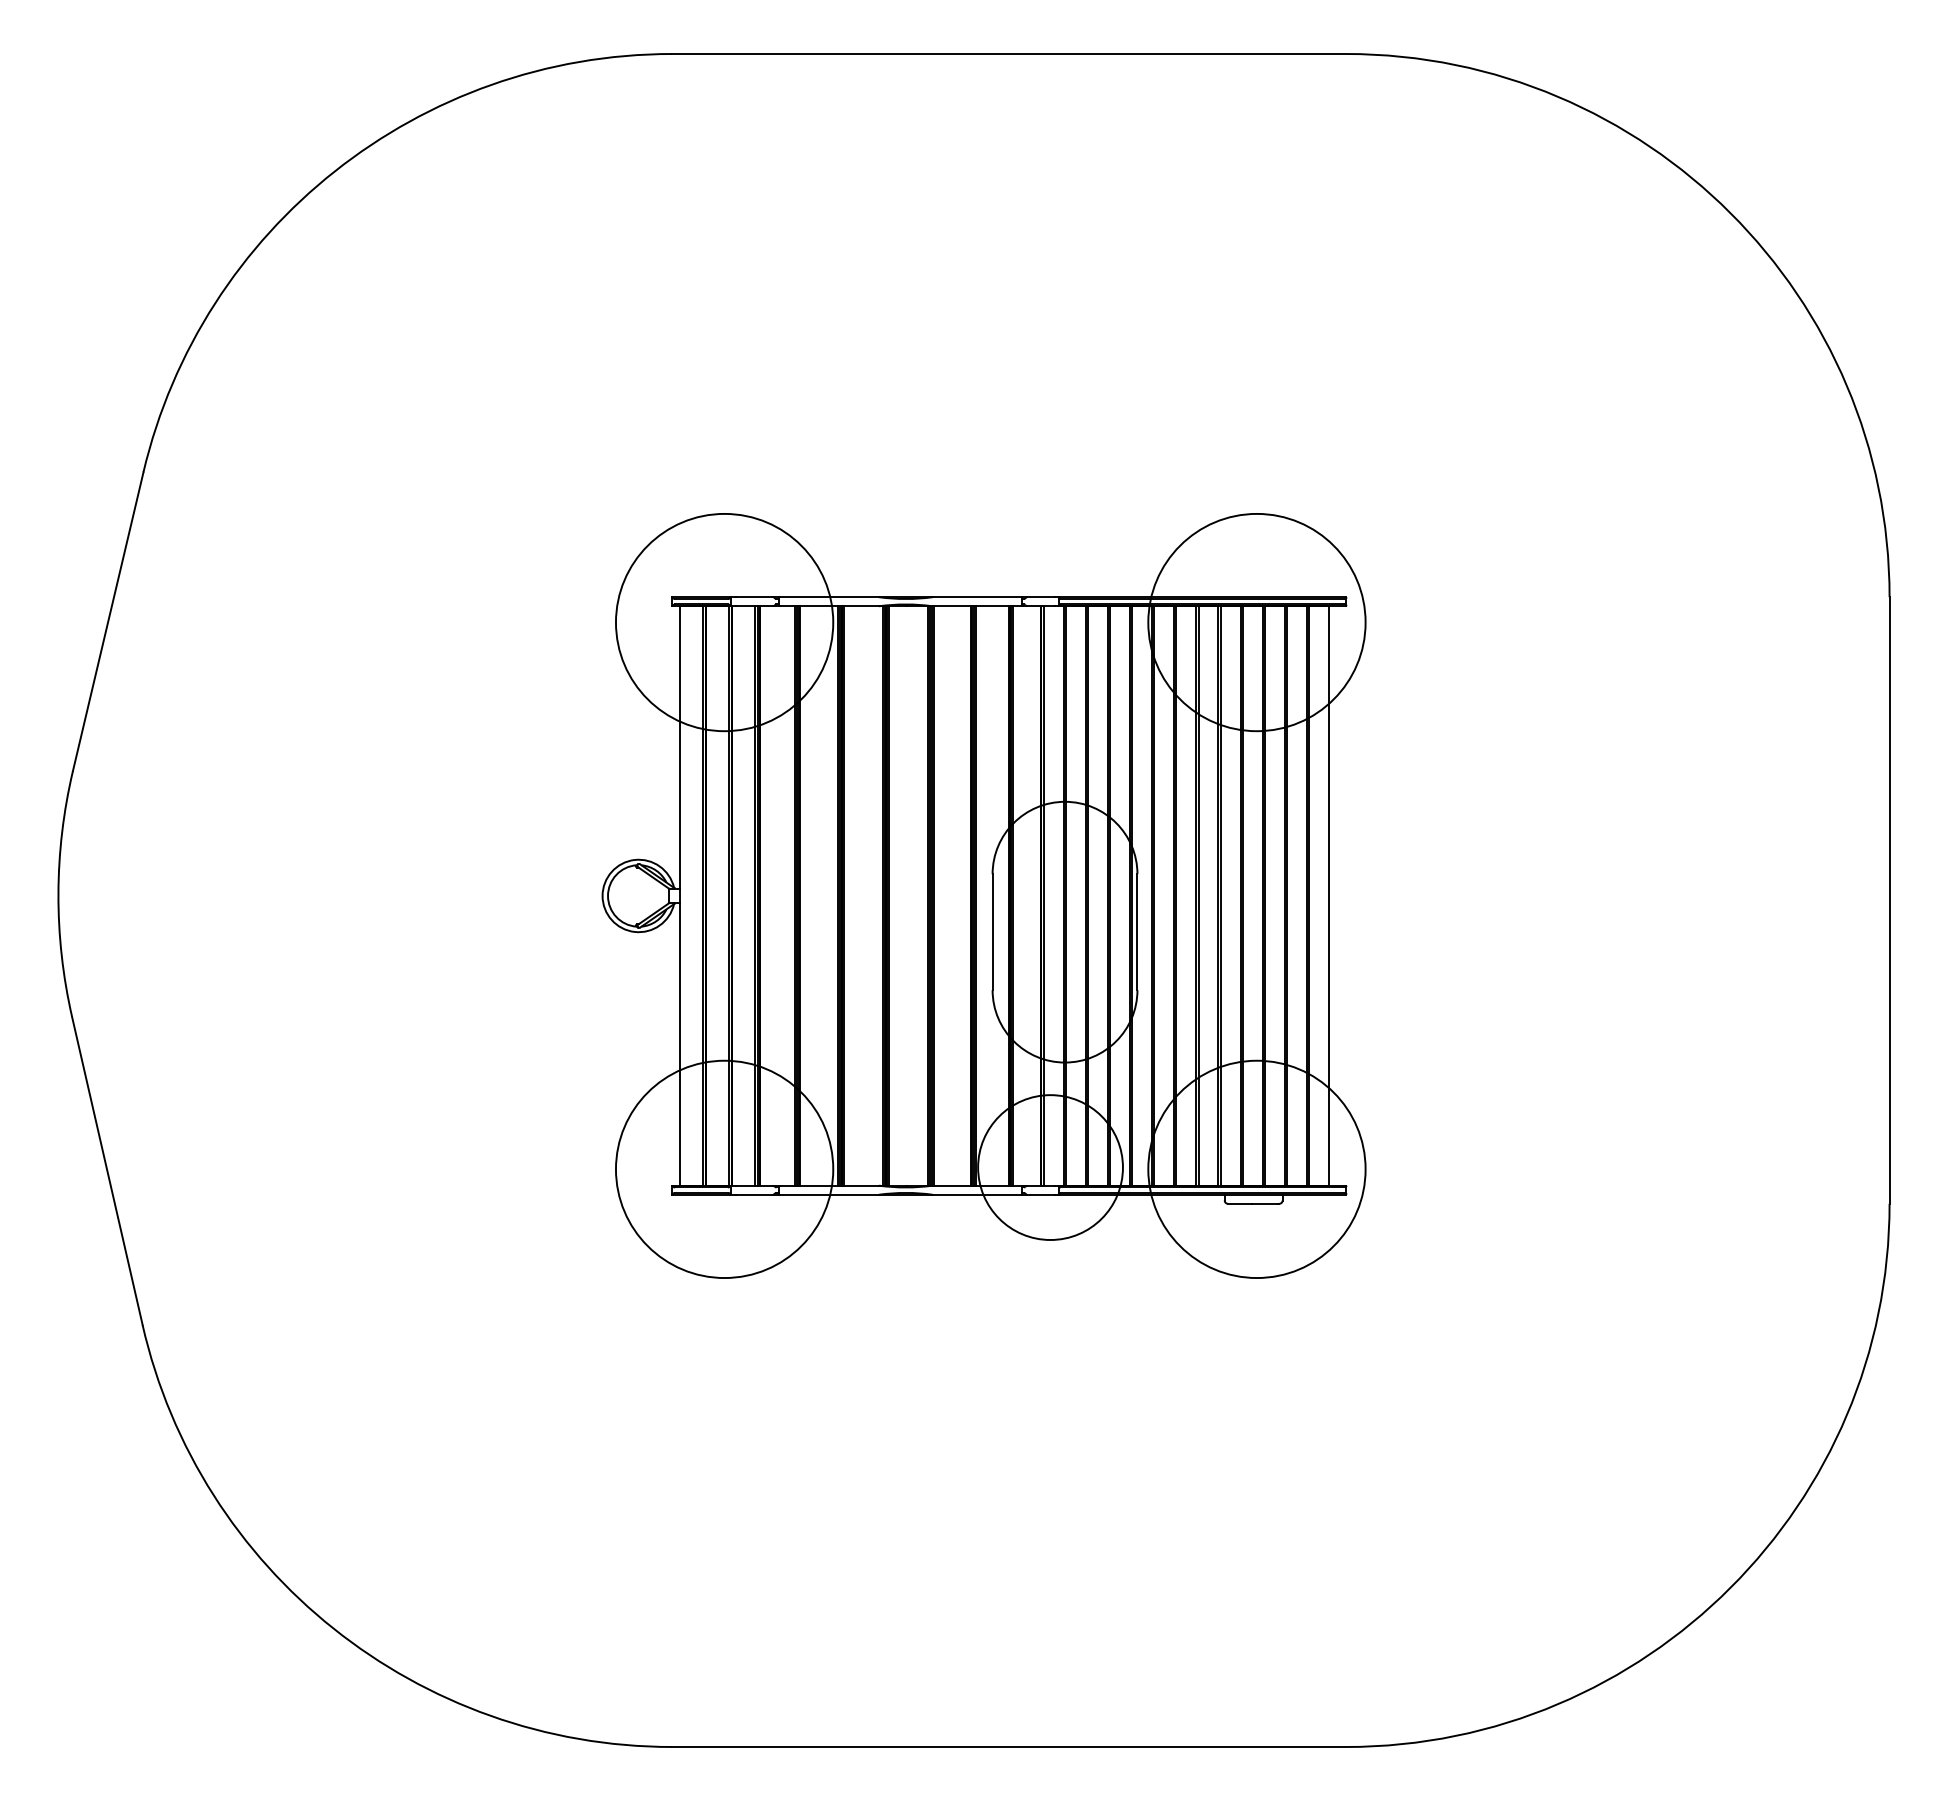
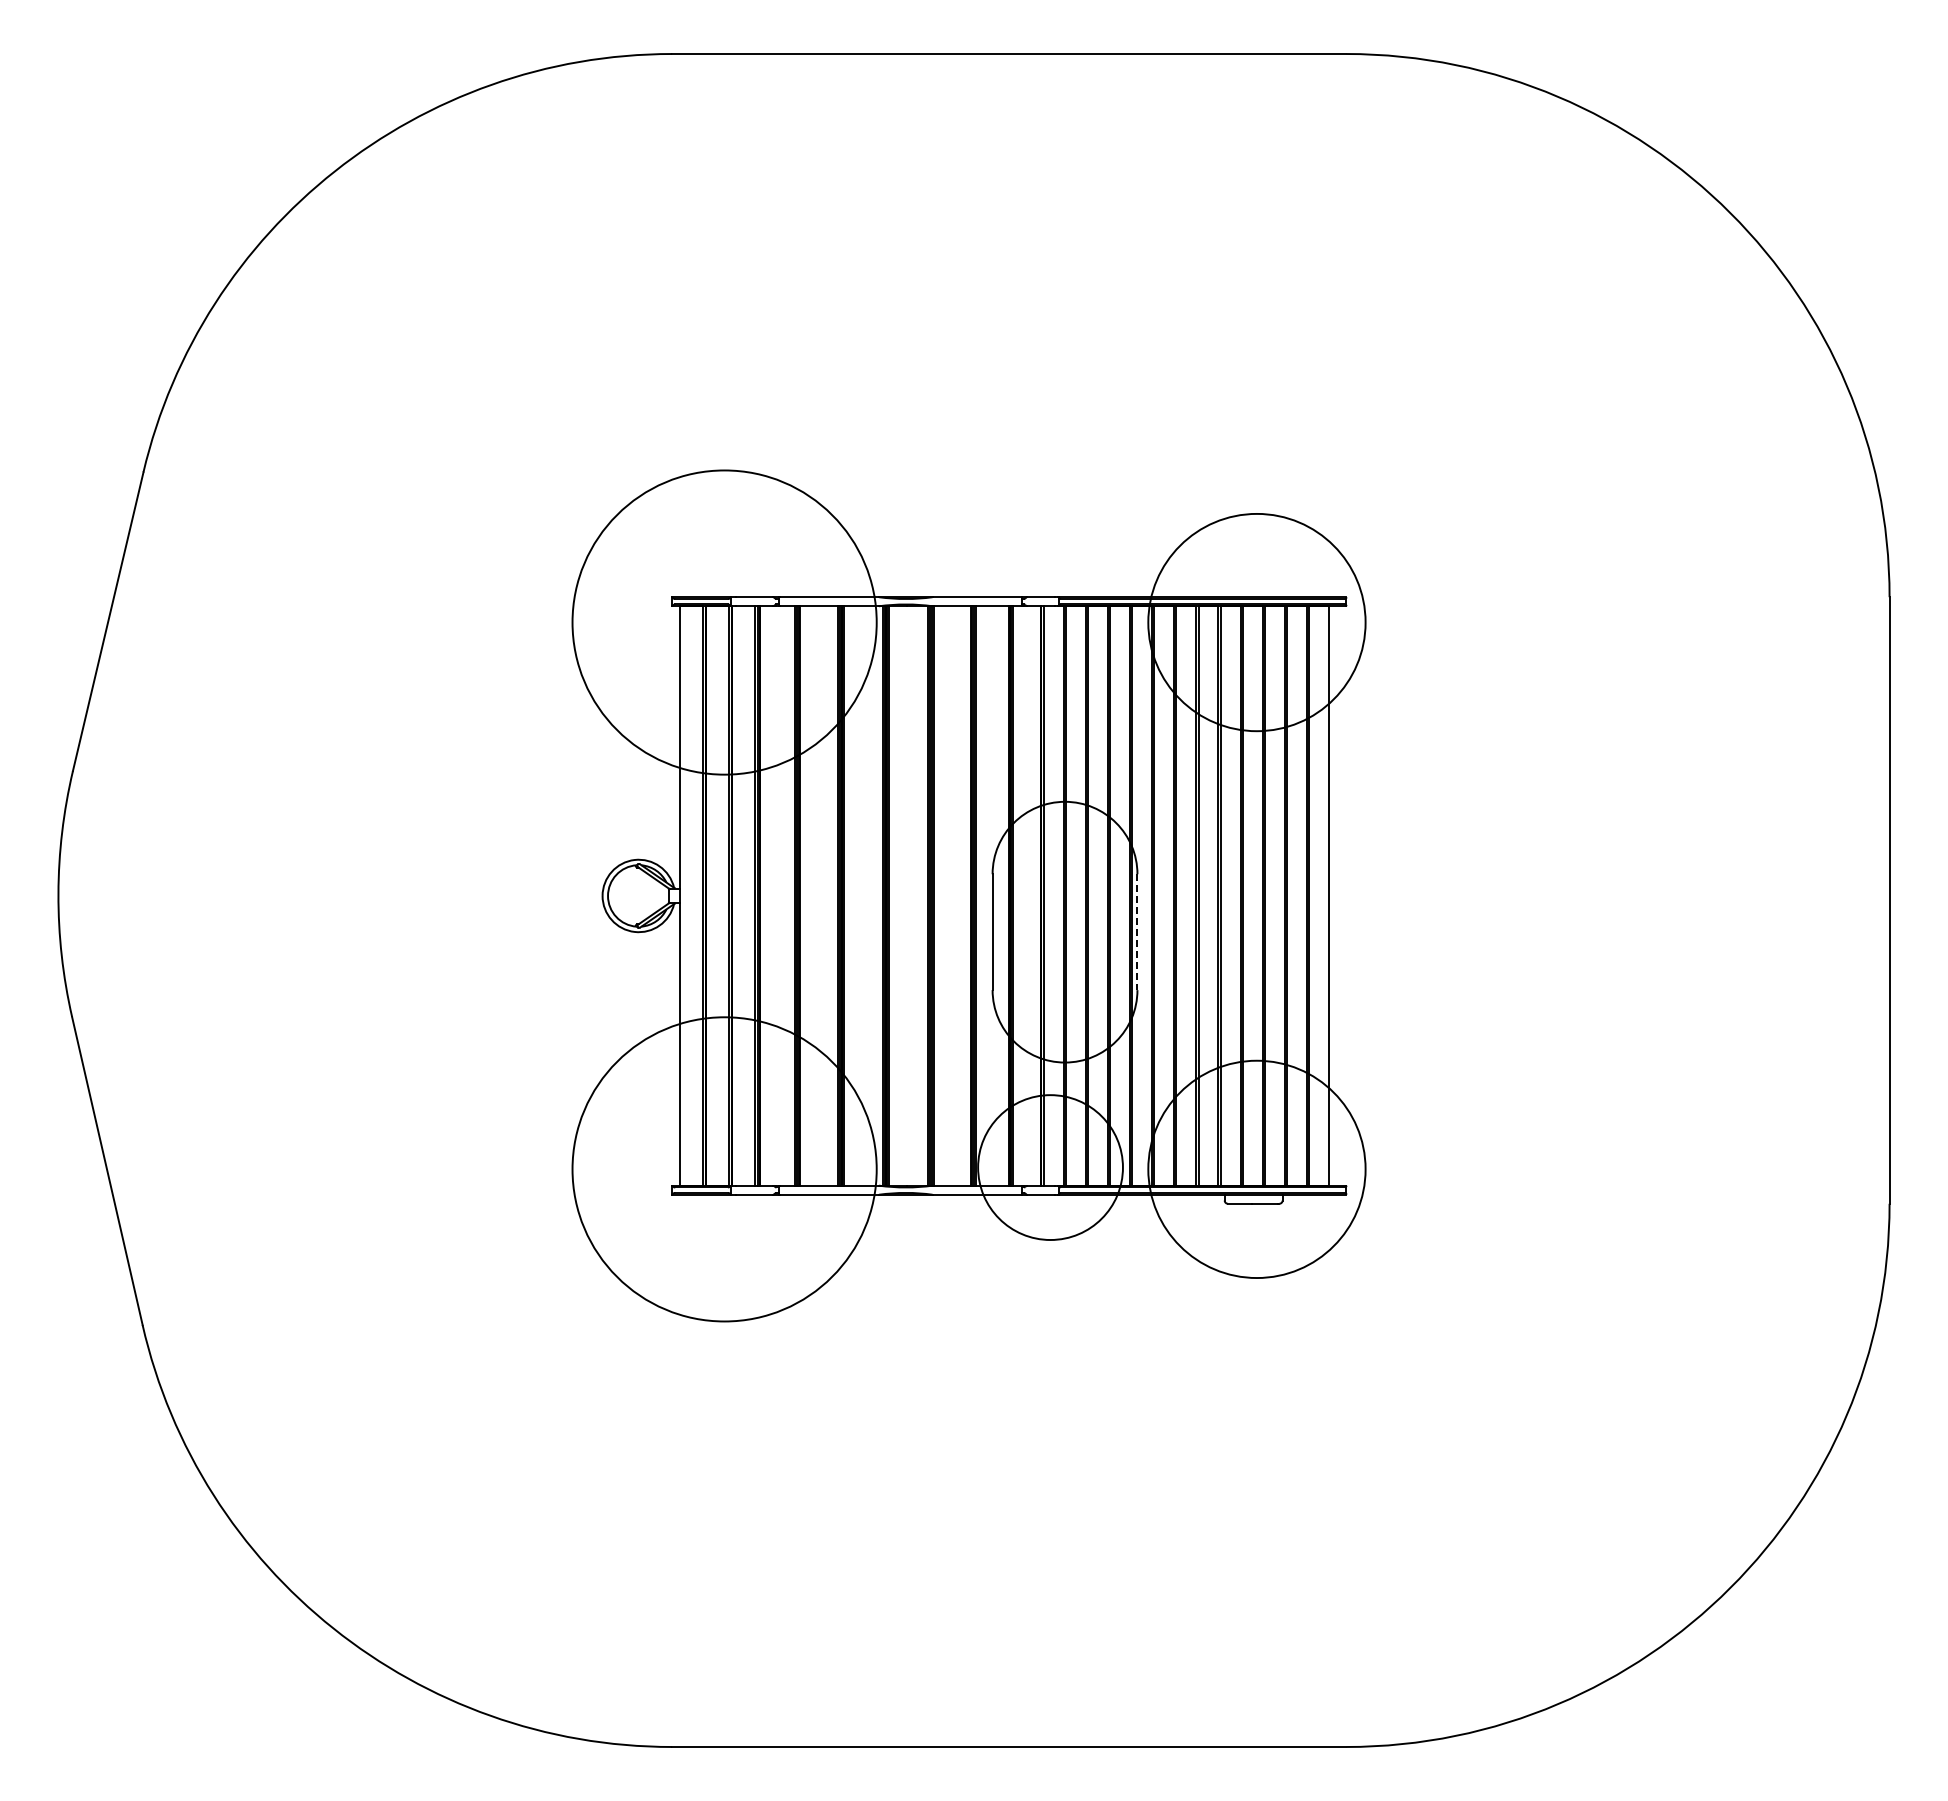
circle diameter: 217 px -> 304 px (724, 622)
line: solid -> dashed (1137, 932)
circle diameter: 217 px -> 304 px (724, 1169)
